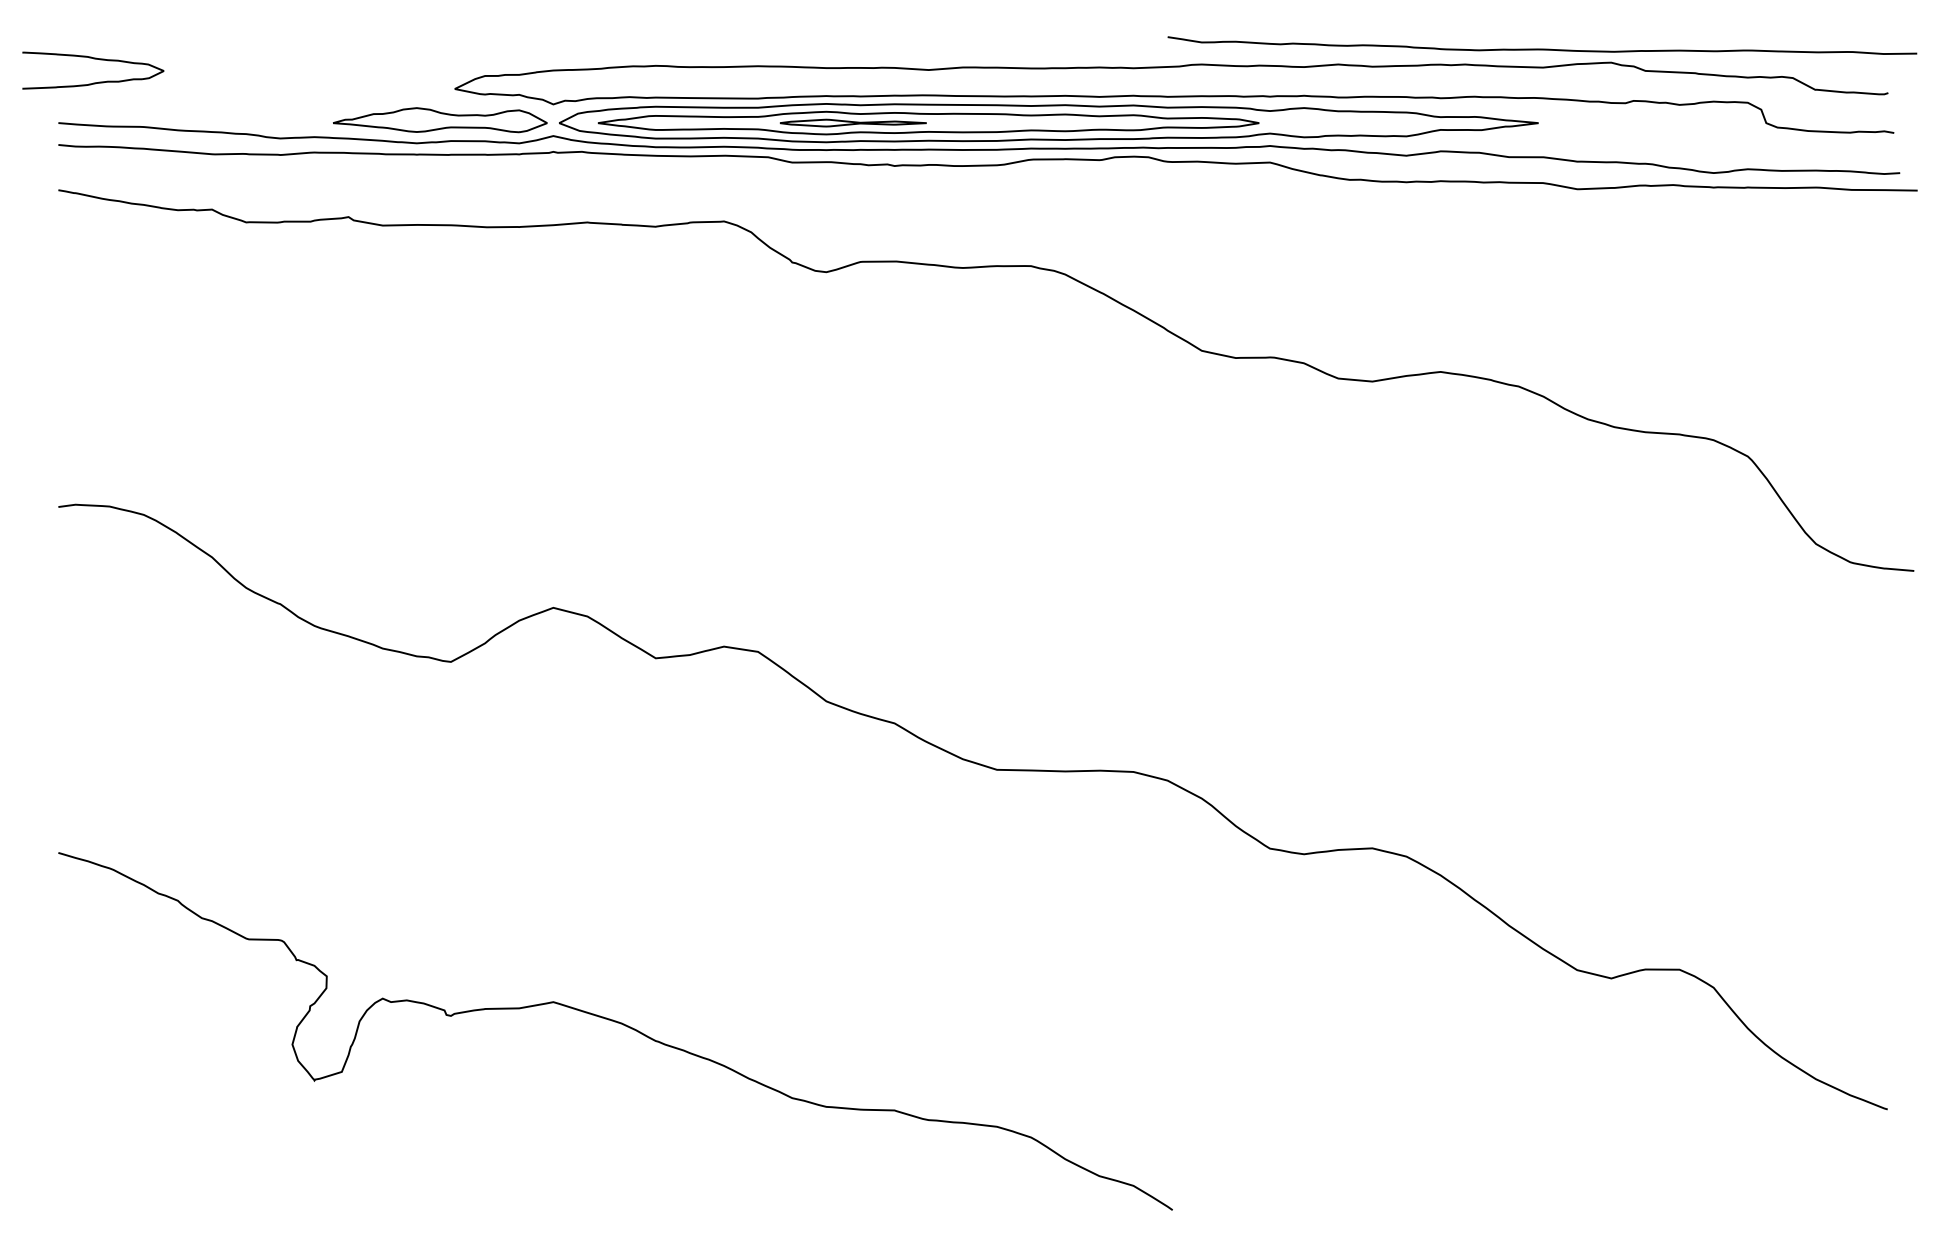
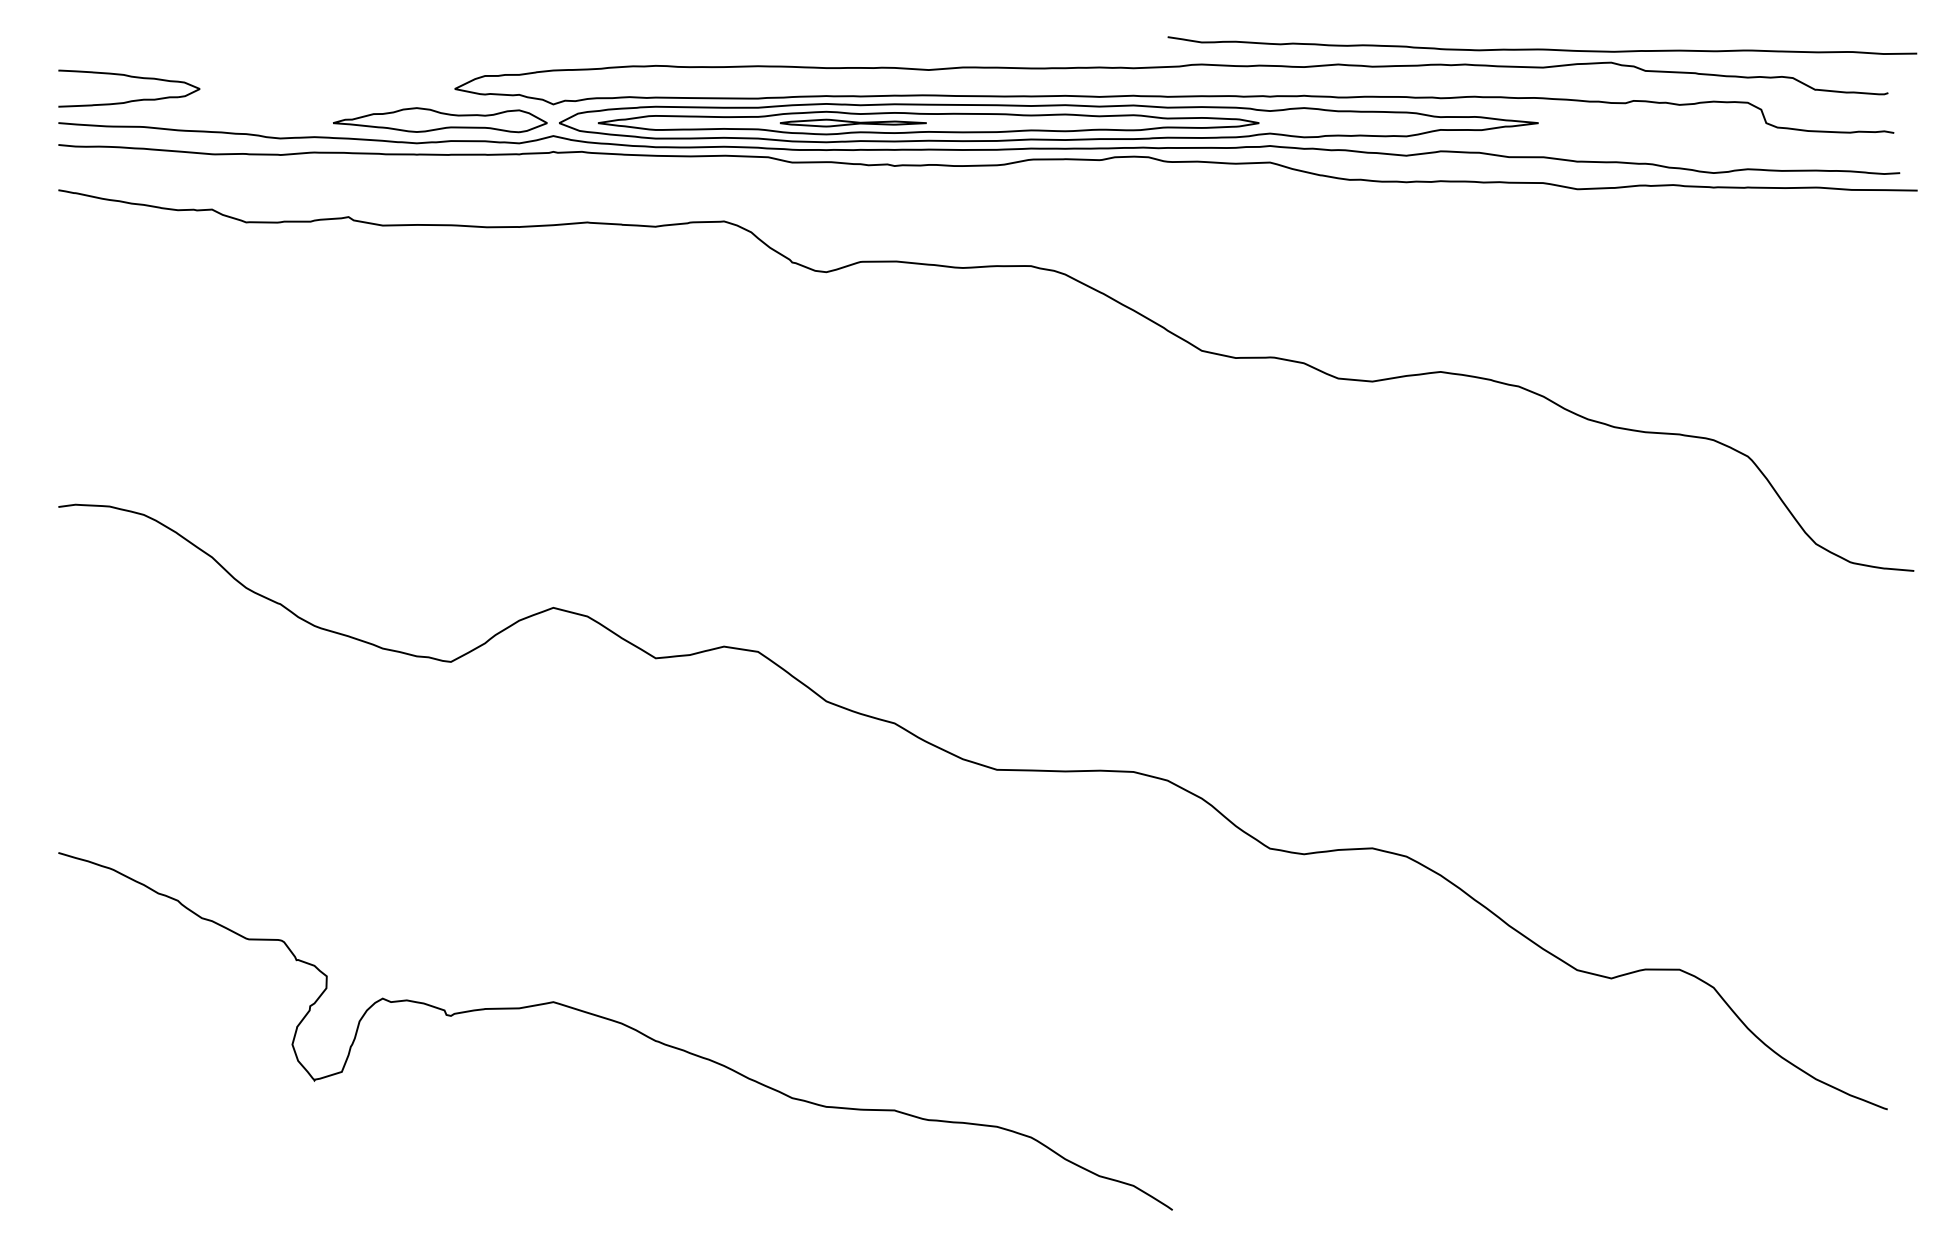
part position: (93, 59) -> (129, 77) (129, 77)
